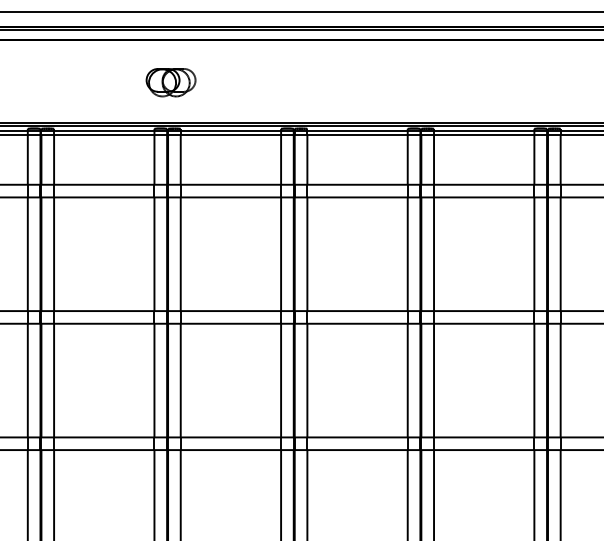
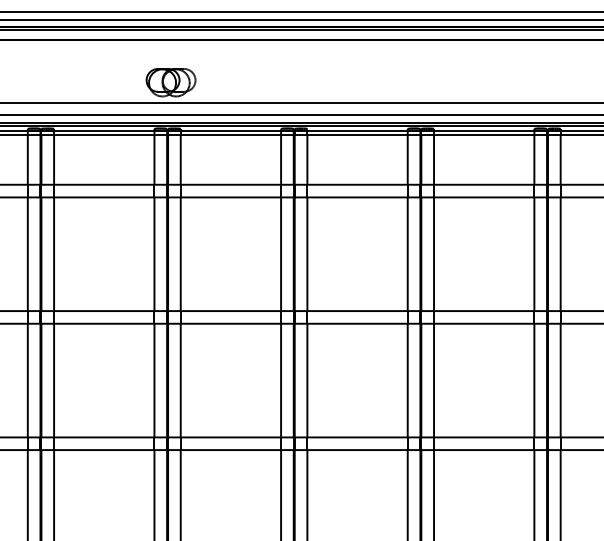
line: none -> present (301, 19)
line: none -> present (301, 102)
line: none -> present (301, 114)
